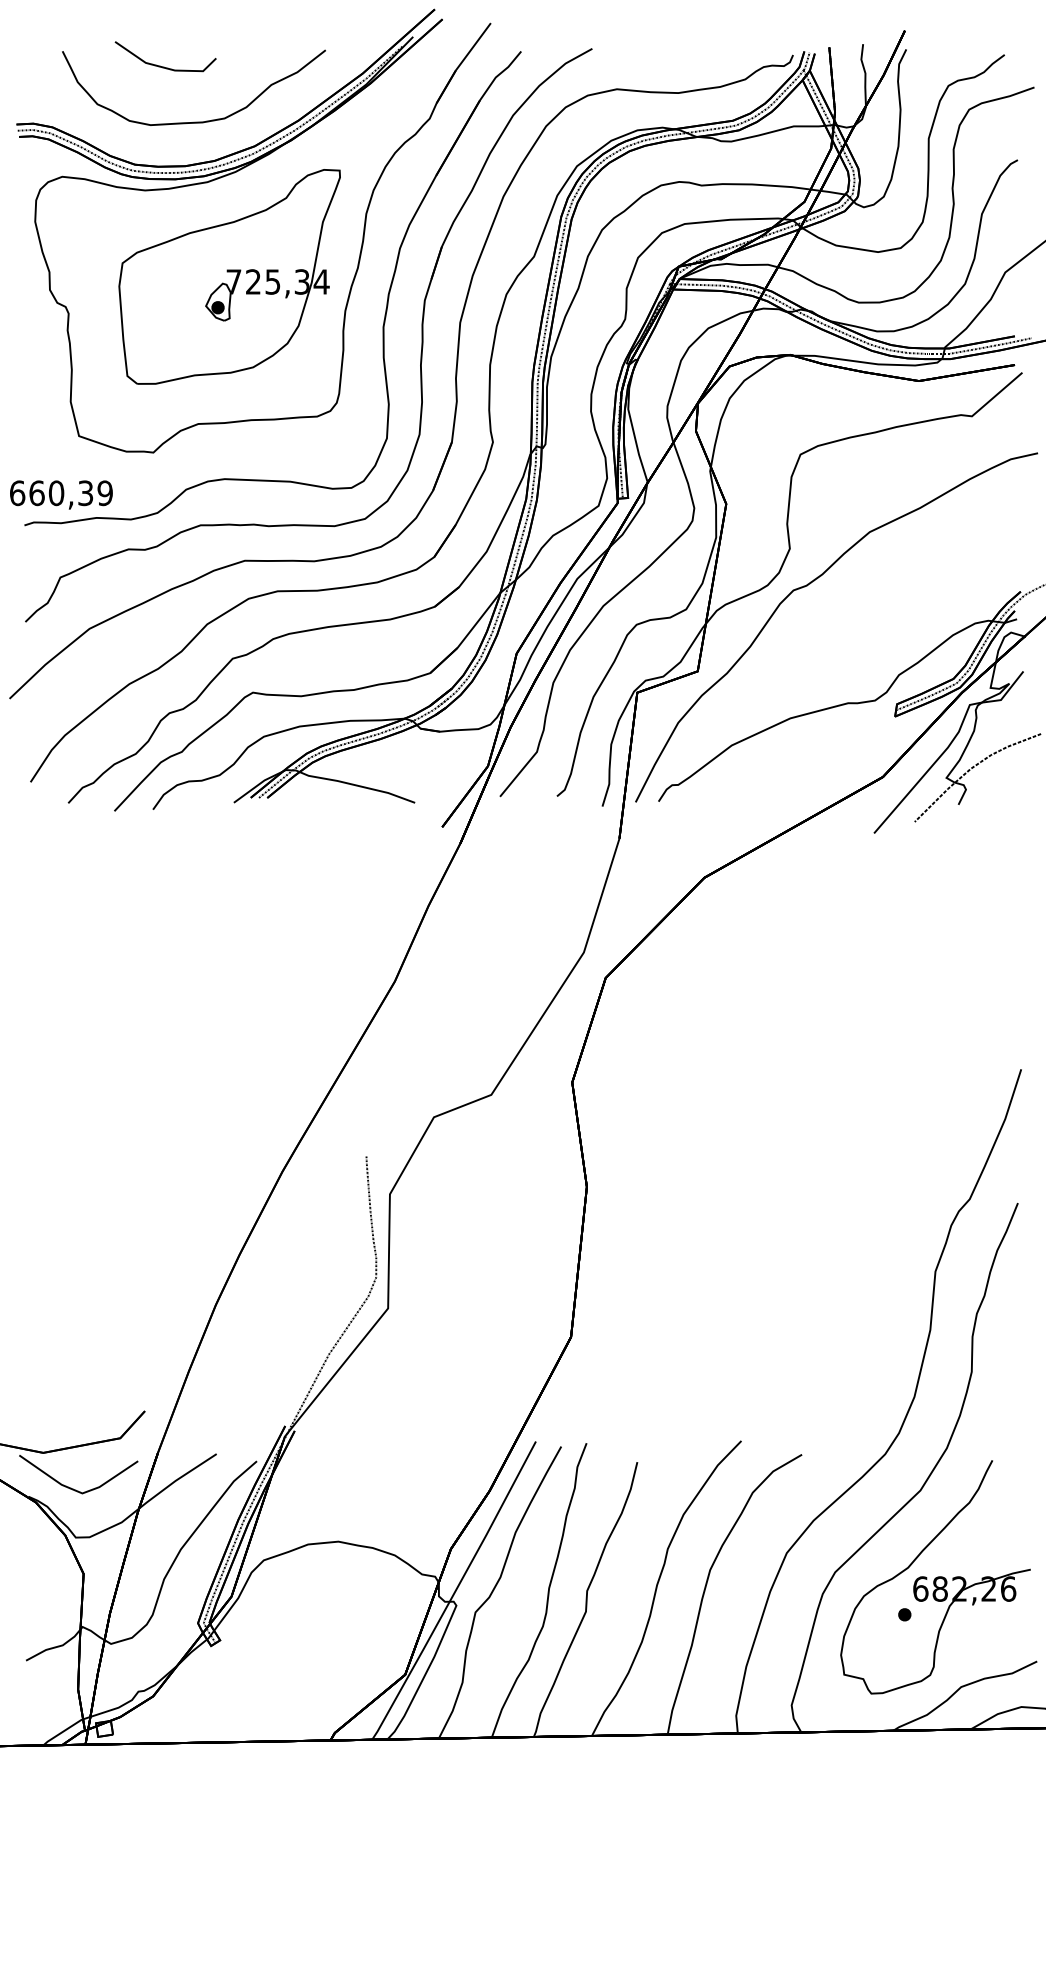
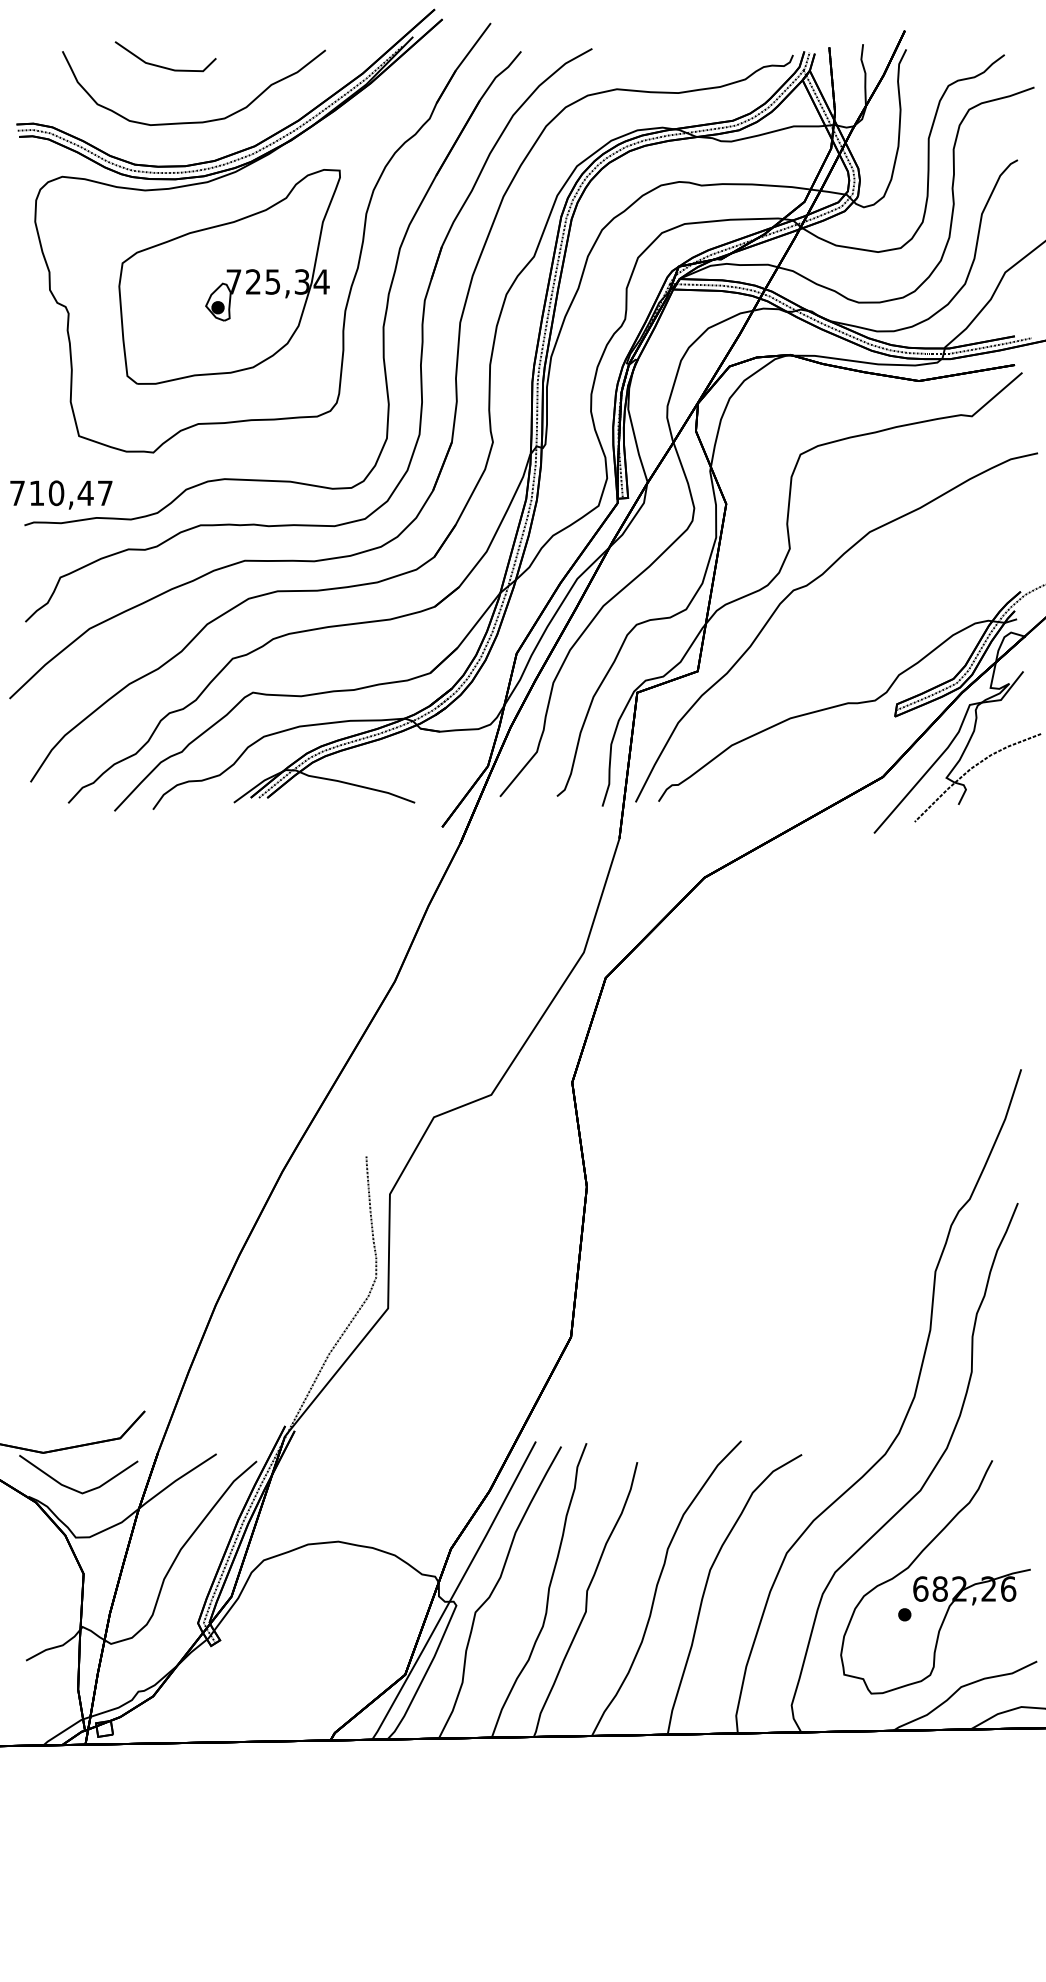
text: 660,39 -> 710,47 (61, 493)
